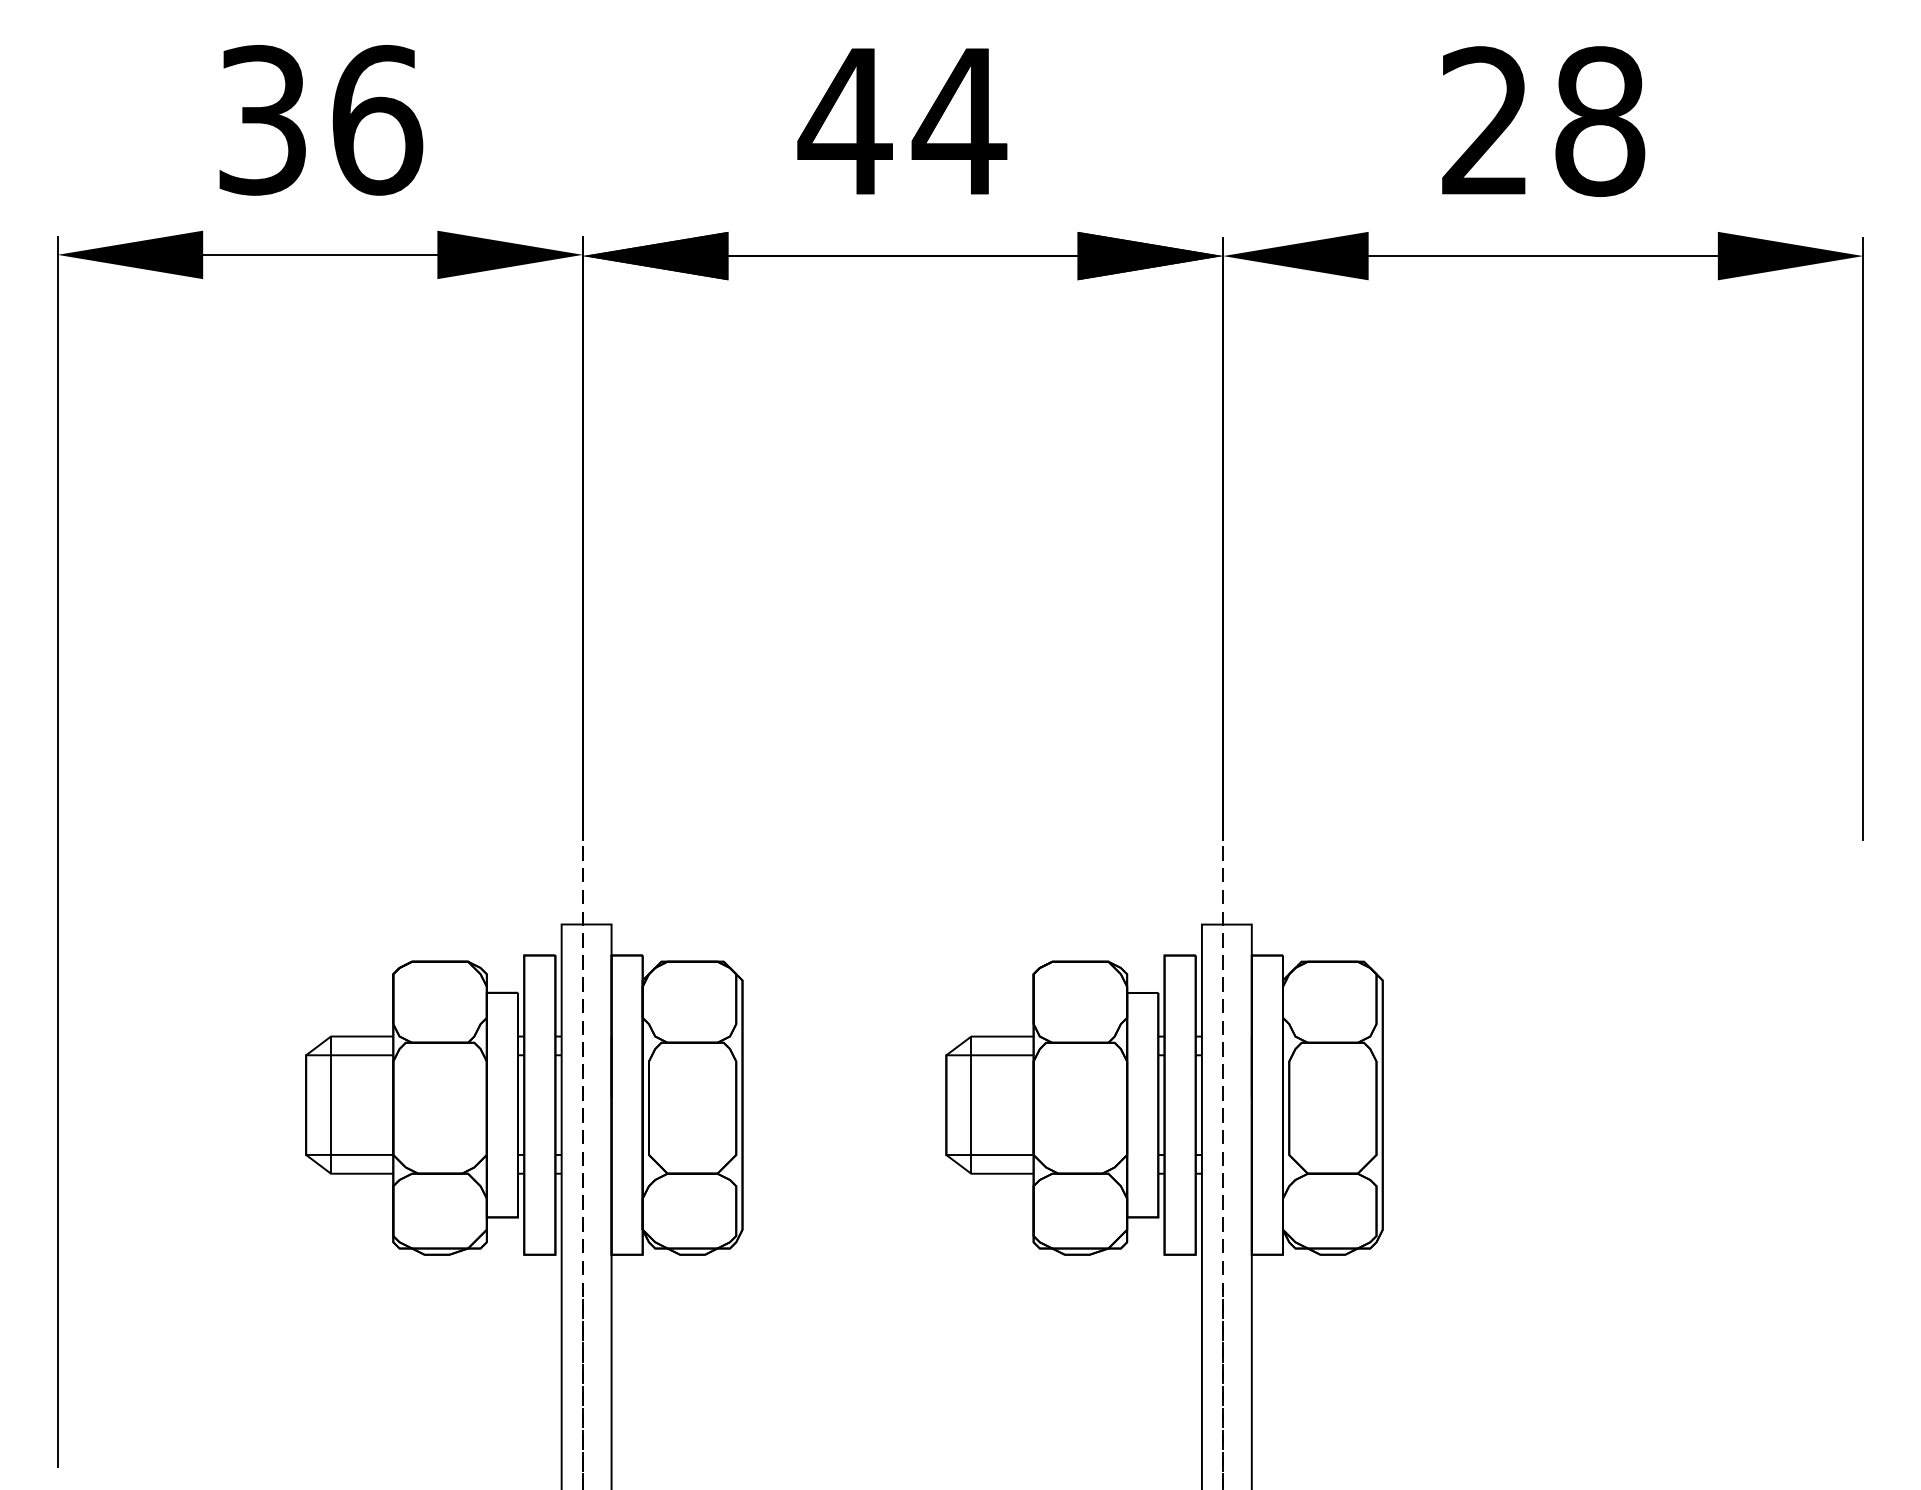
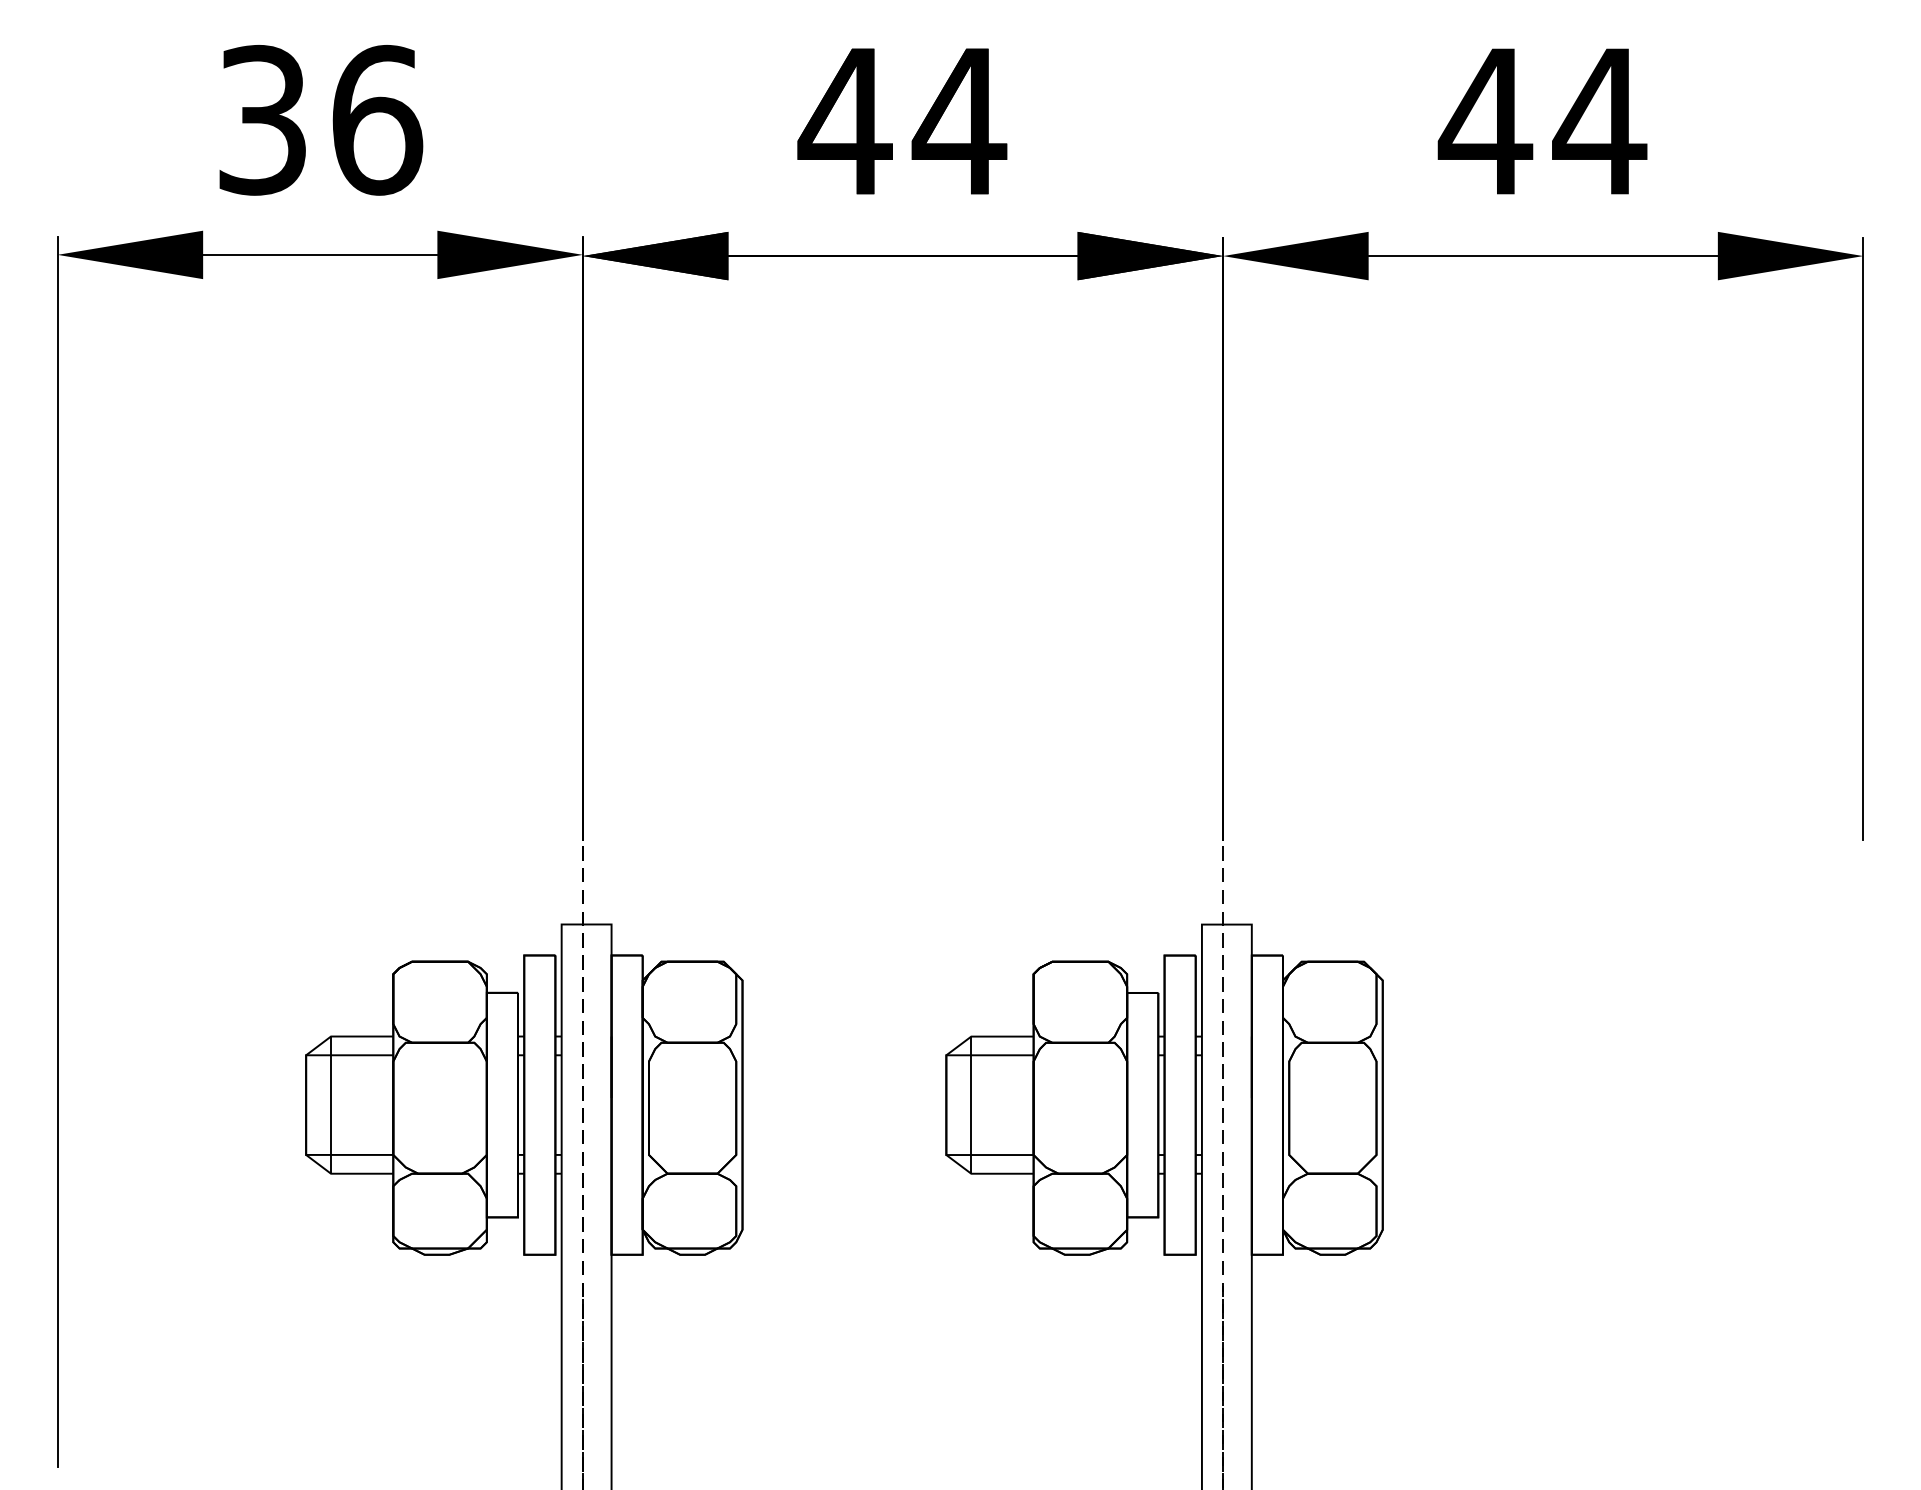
text: 28 -> 44 (1542, 121)
